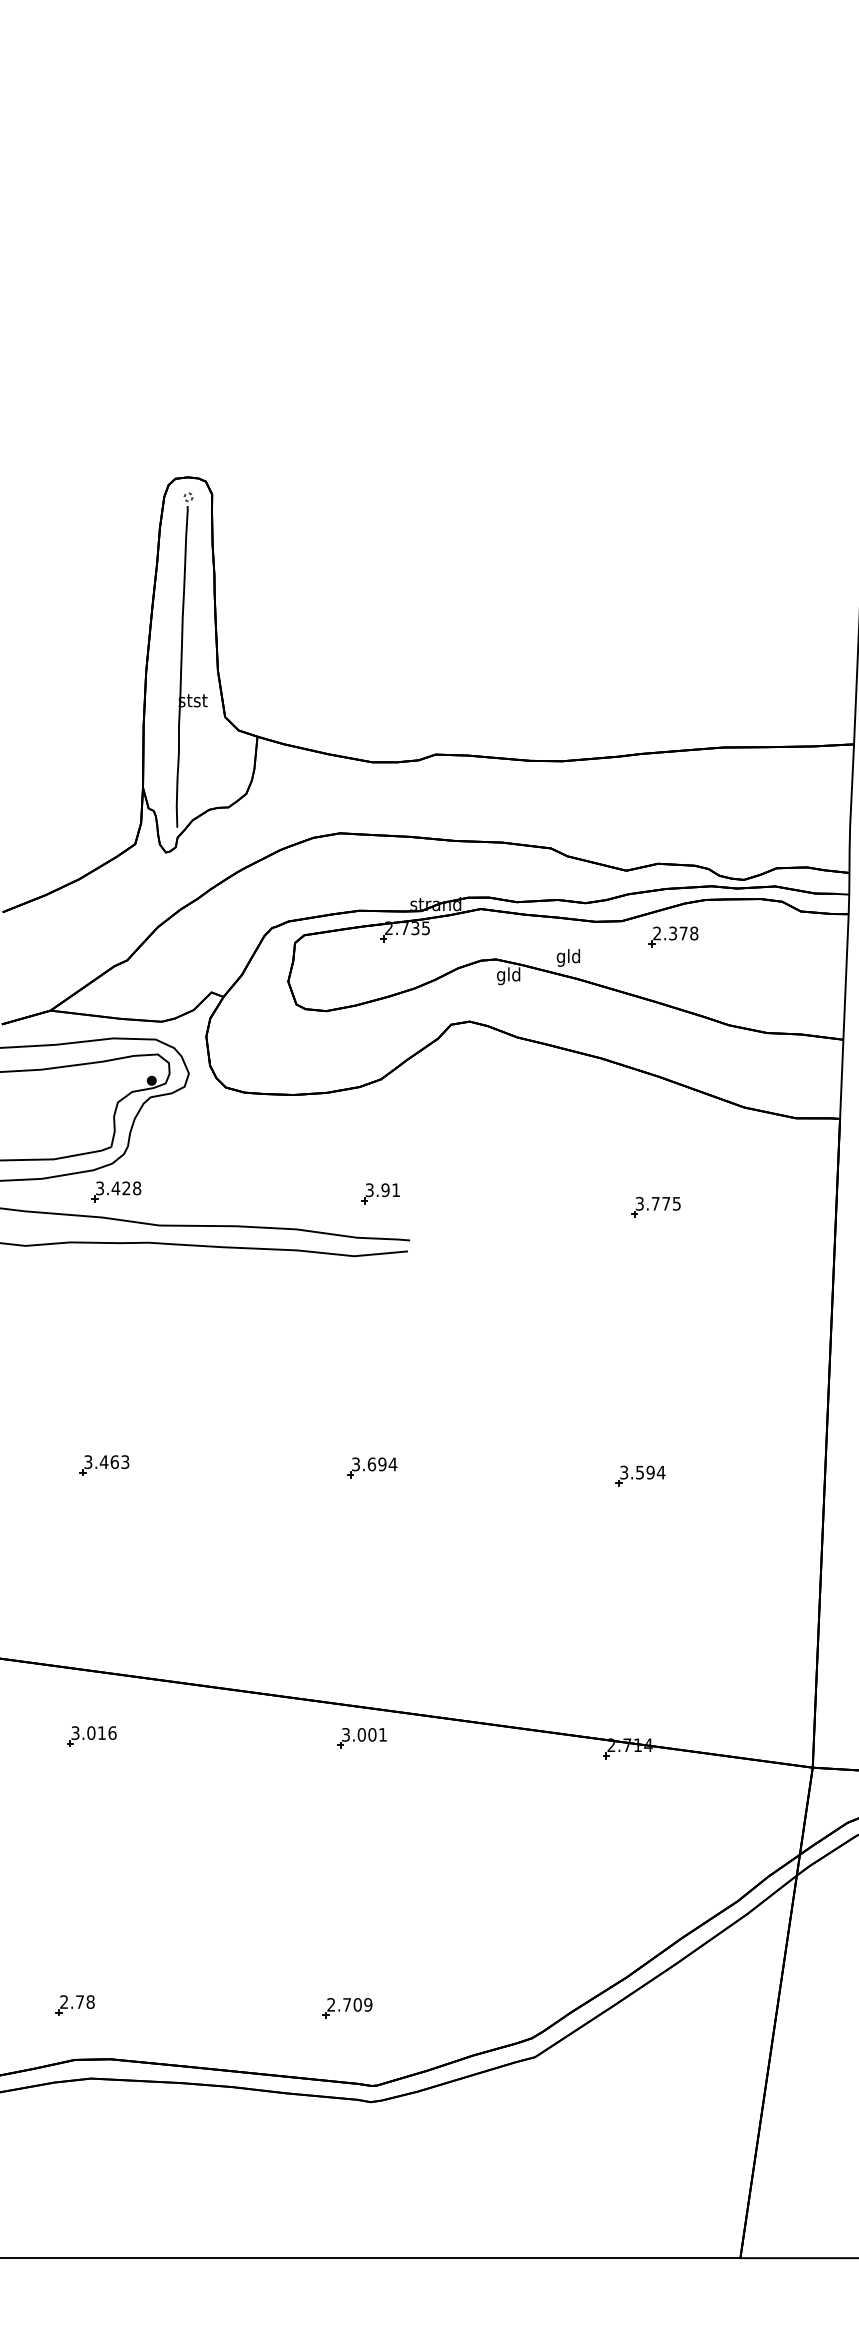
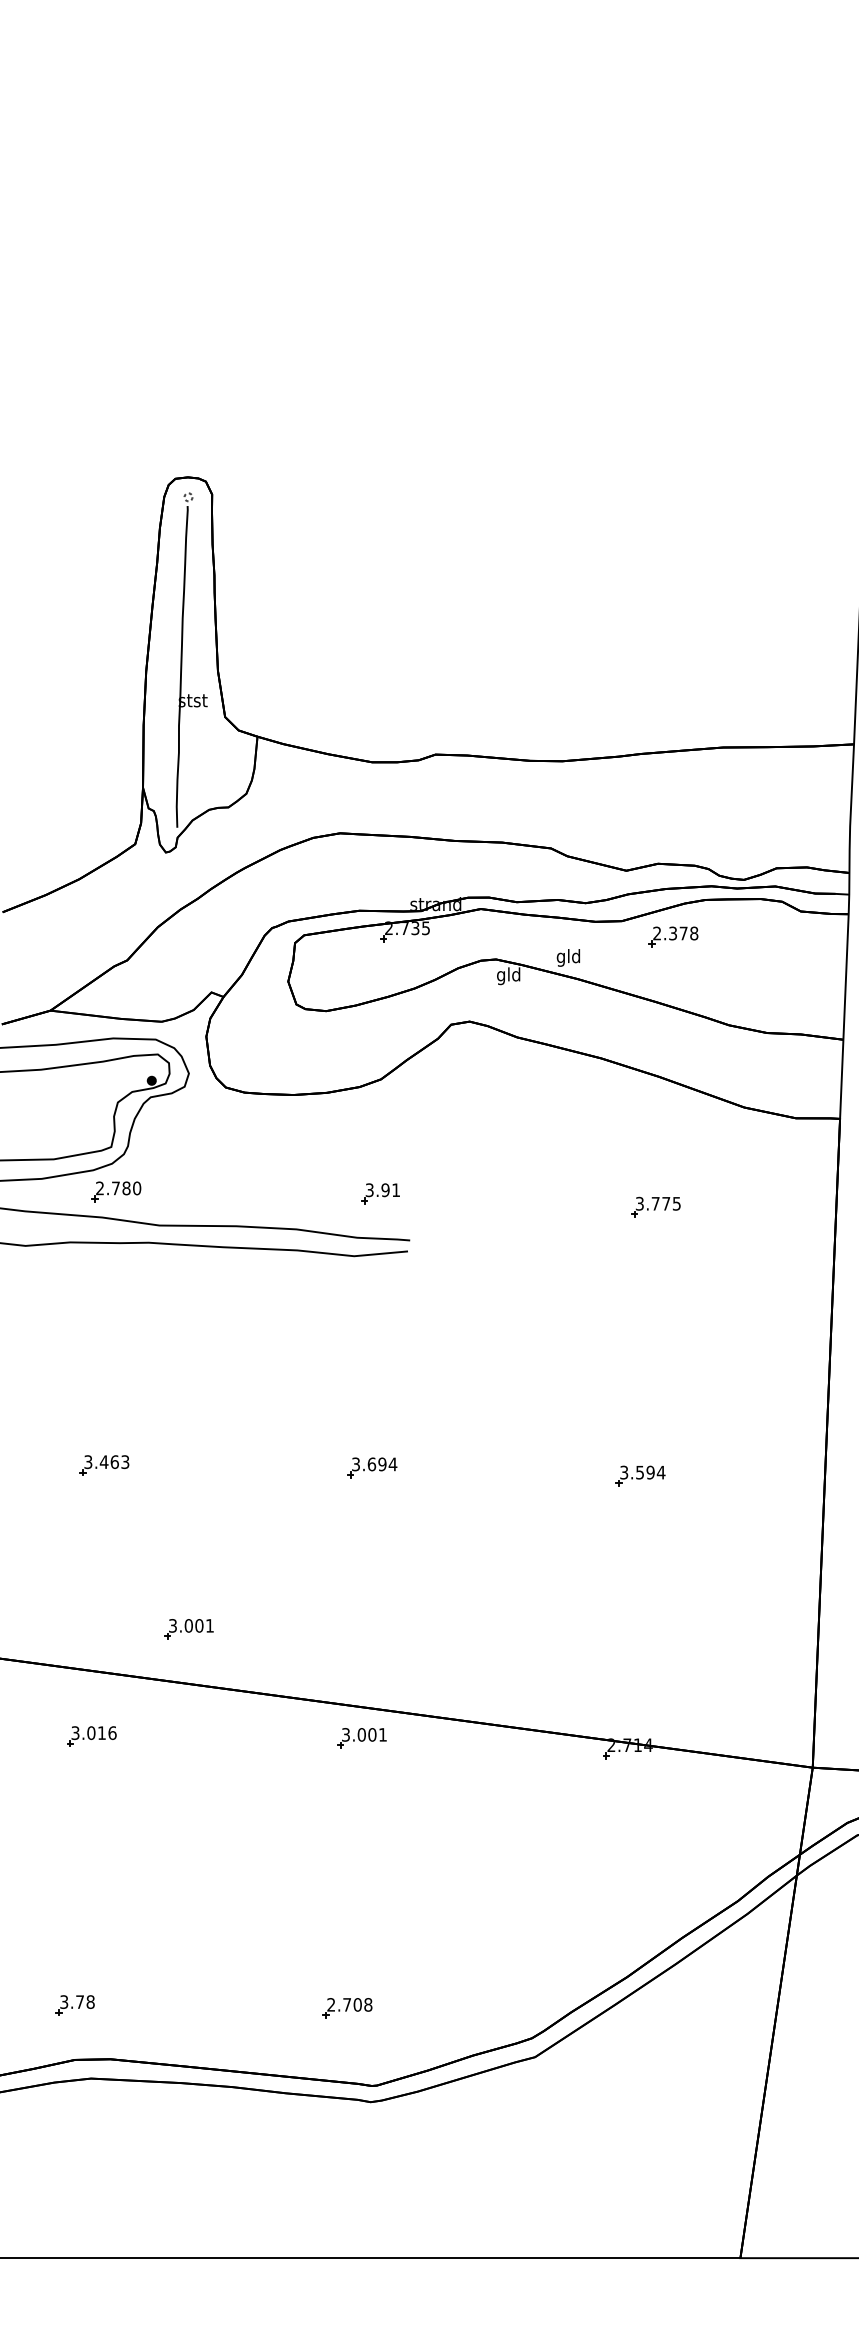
text: 3.428 -> 2.780 (118, 1188)
part: none -> present (188, 1629)
text: 2.78 -> 3.78 (64, 2002)
text: 2.709 -> 2.708 (368, 2004)
